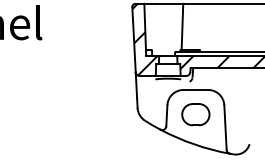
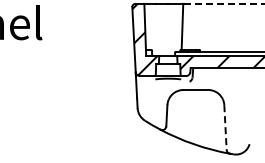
line: solid -> dashed (225, 3)
part: present -> none (195, 114)
line: solid -> dashed (225, 128)
